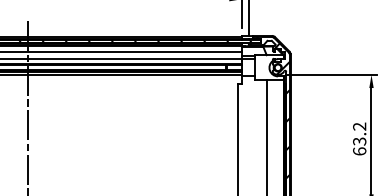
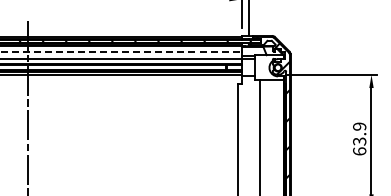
line: solid -> dashed (121, 51)
text: 63.2 -> 63.9 (359, 126)
line position: (267, 136) -> (260, 136) (260, 136)
